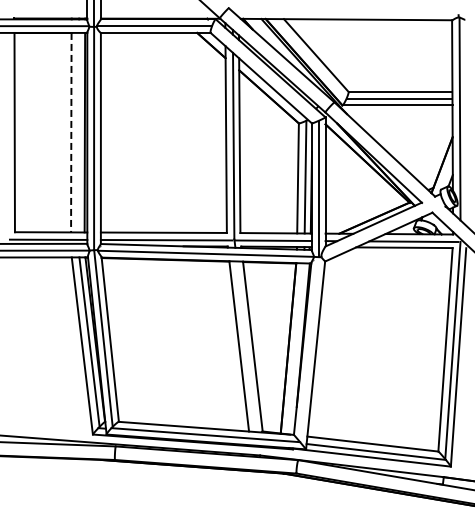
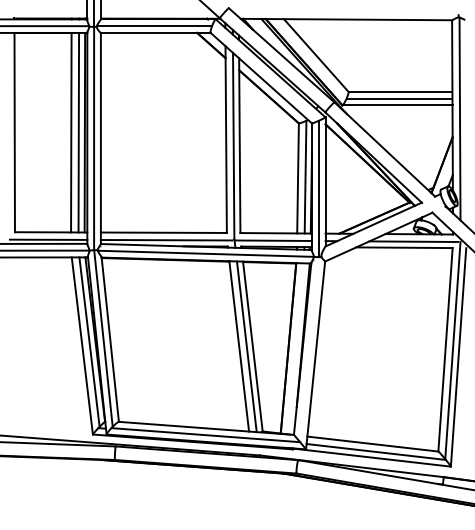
line: dashed -> solid (71, 132)
line: none -> present (78, 132)
line: none -> present (246, 346)
